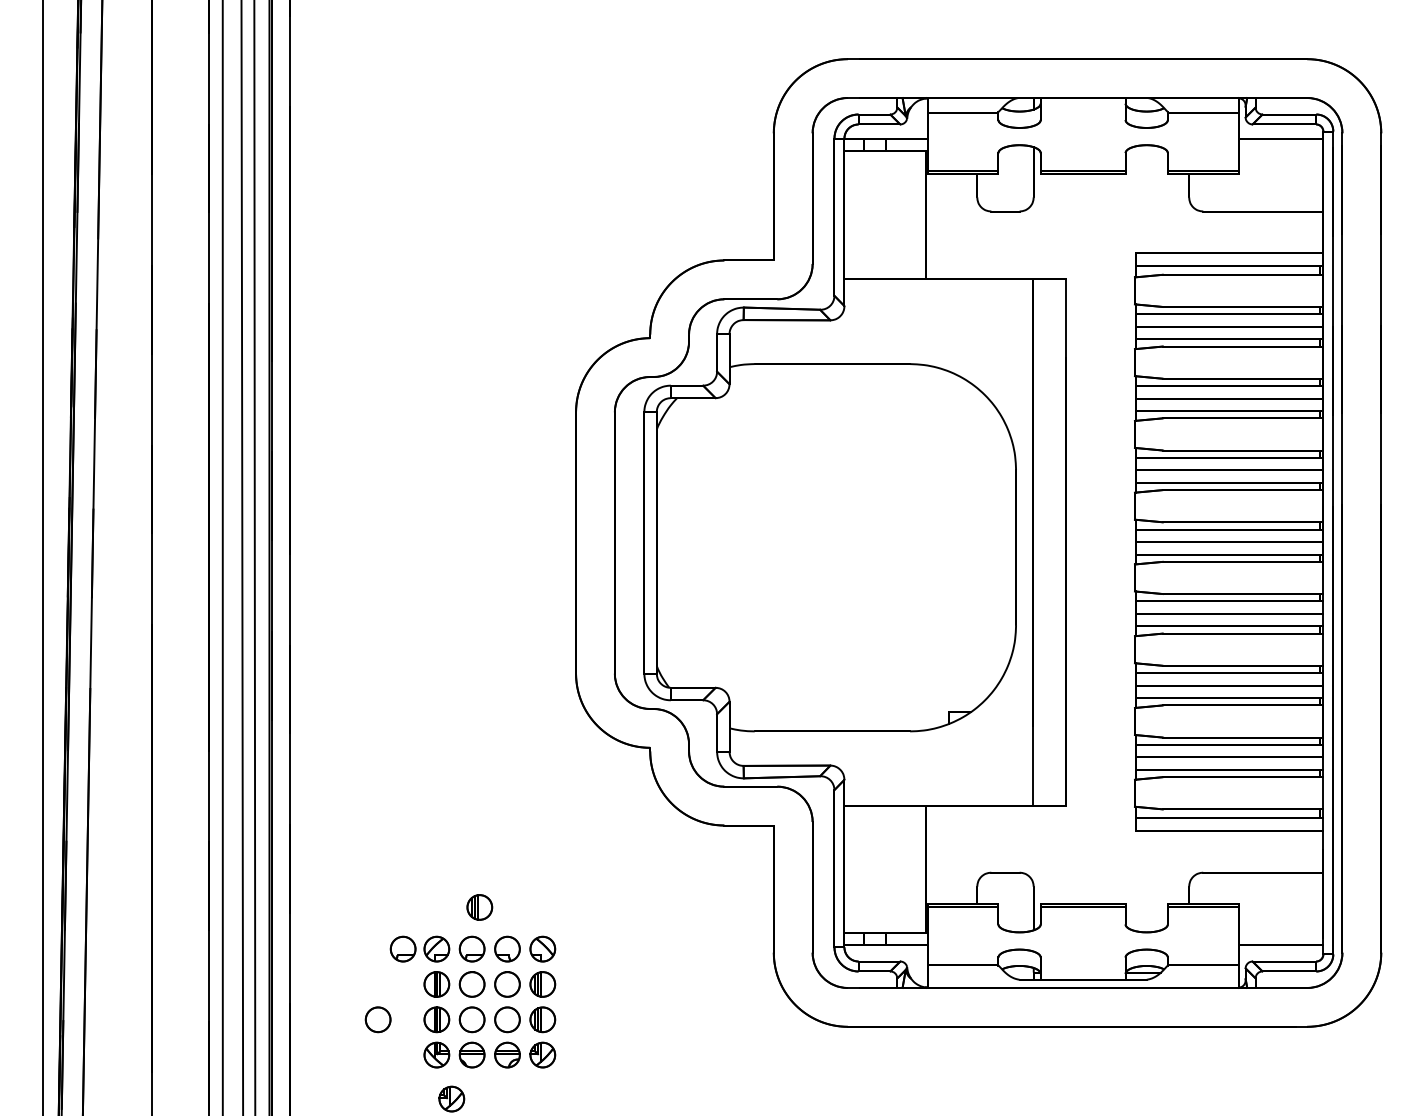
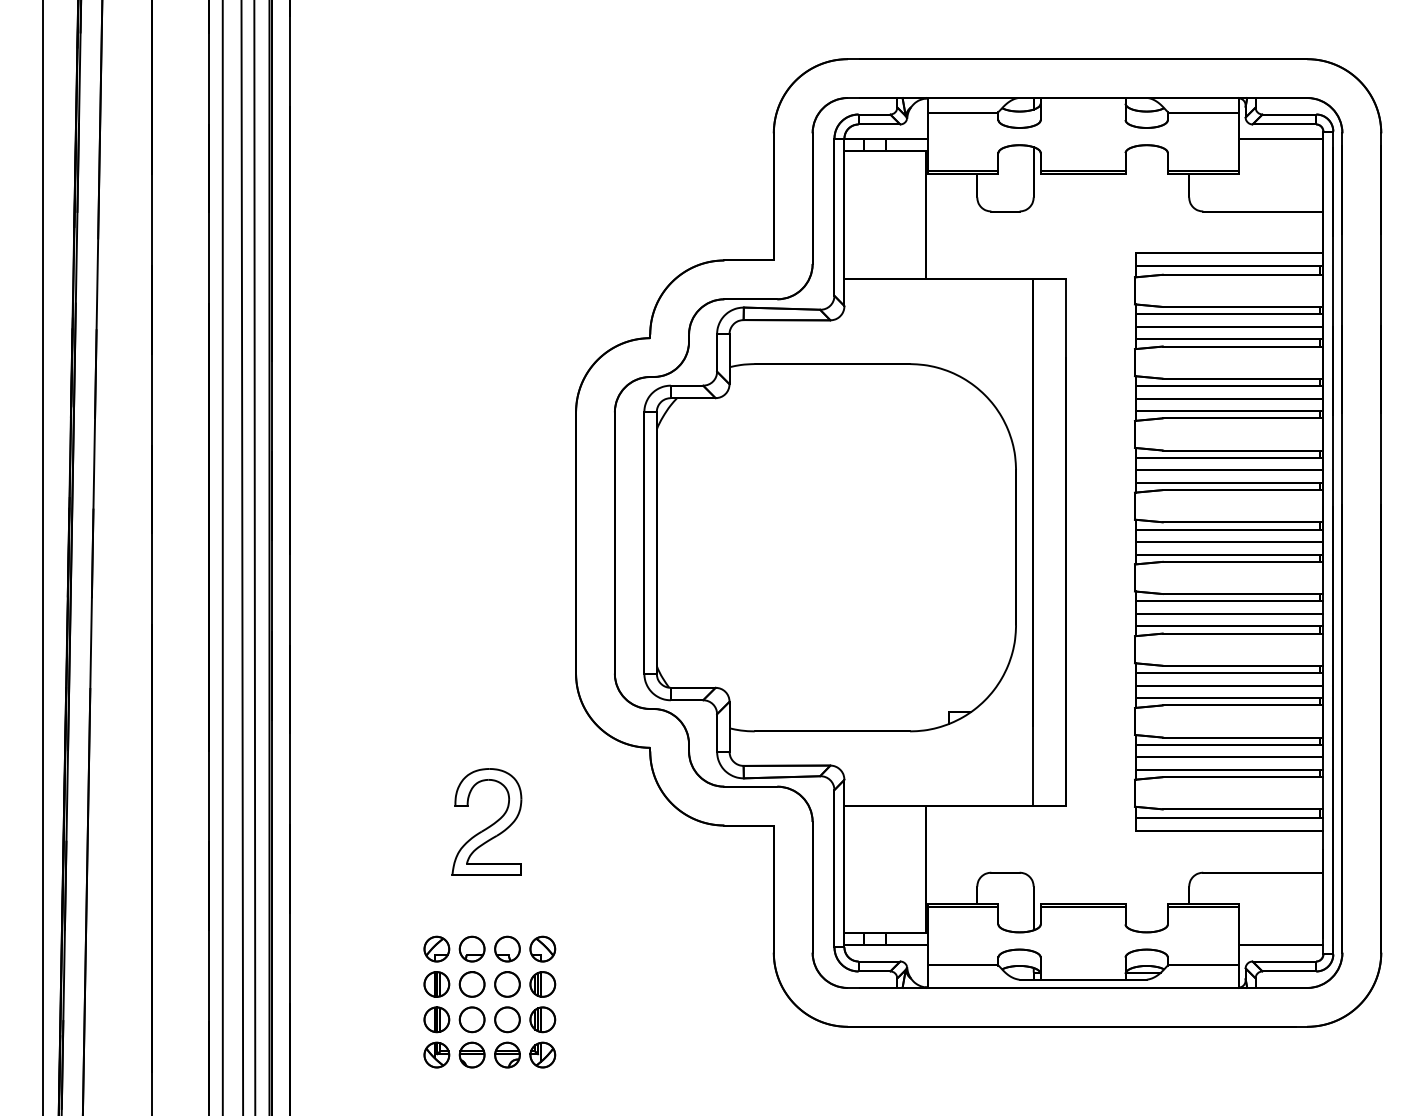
part: none -> present (486, 821)
part: present -> none (479, 907)
part: present -> none (402, 948)
part: present -> none (377, 1019)
part: present -> none (451, 1098)
